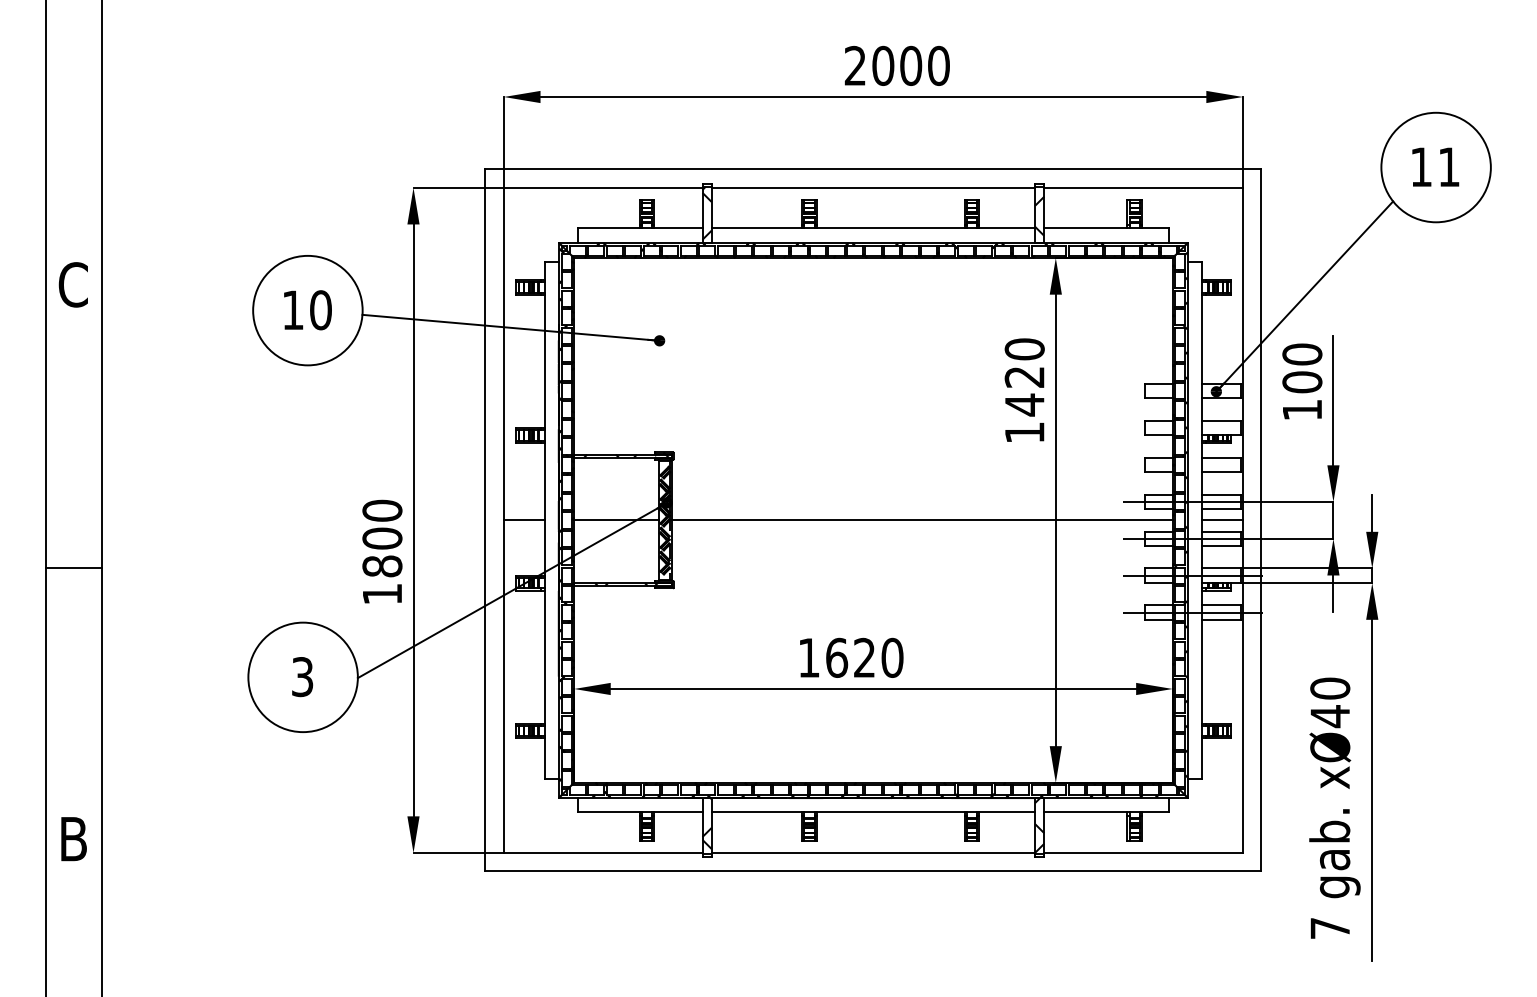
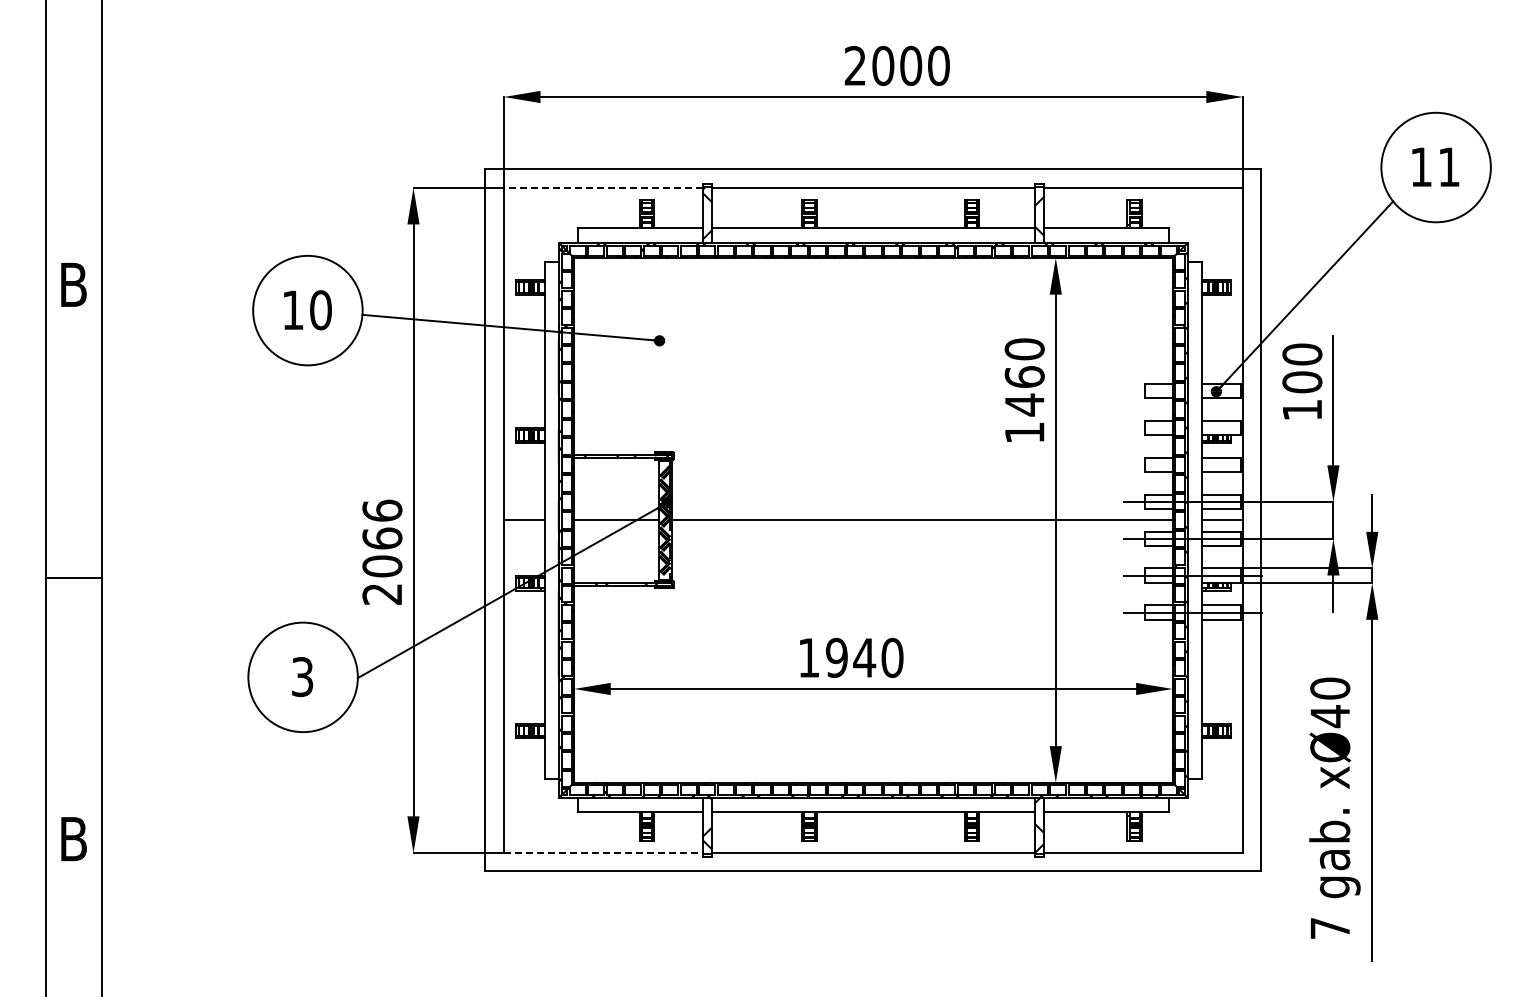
line: solid -> dashed (602, 187)
text: C -> B (72, 284)
text: 1420 -> 1460 (1024, 376)
text: 1800 -> 2066 (382, 551)
line position: (73, 567) -> (73, 577) (73, 577)
text: 1620 -> 1940 (850, 657)
line: solid -> dashed (603, 852)
